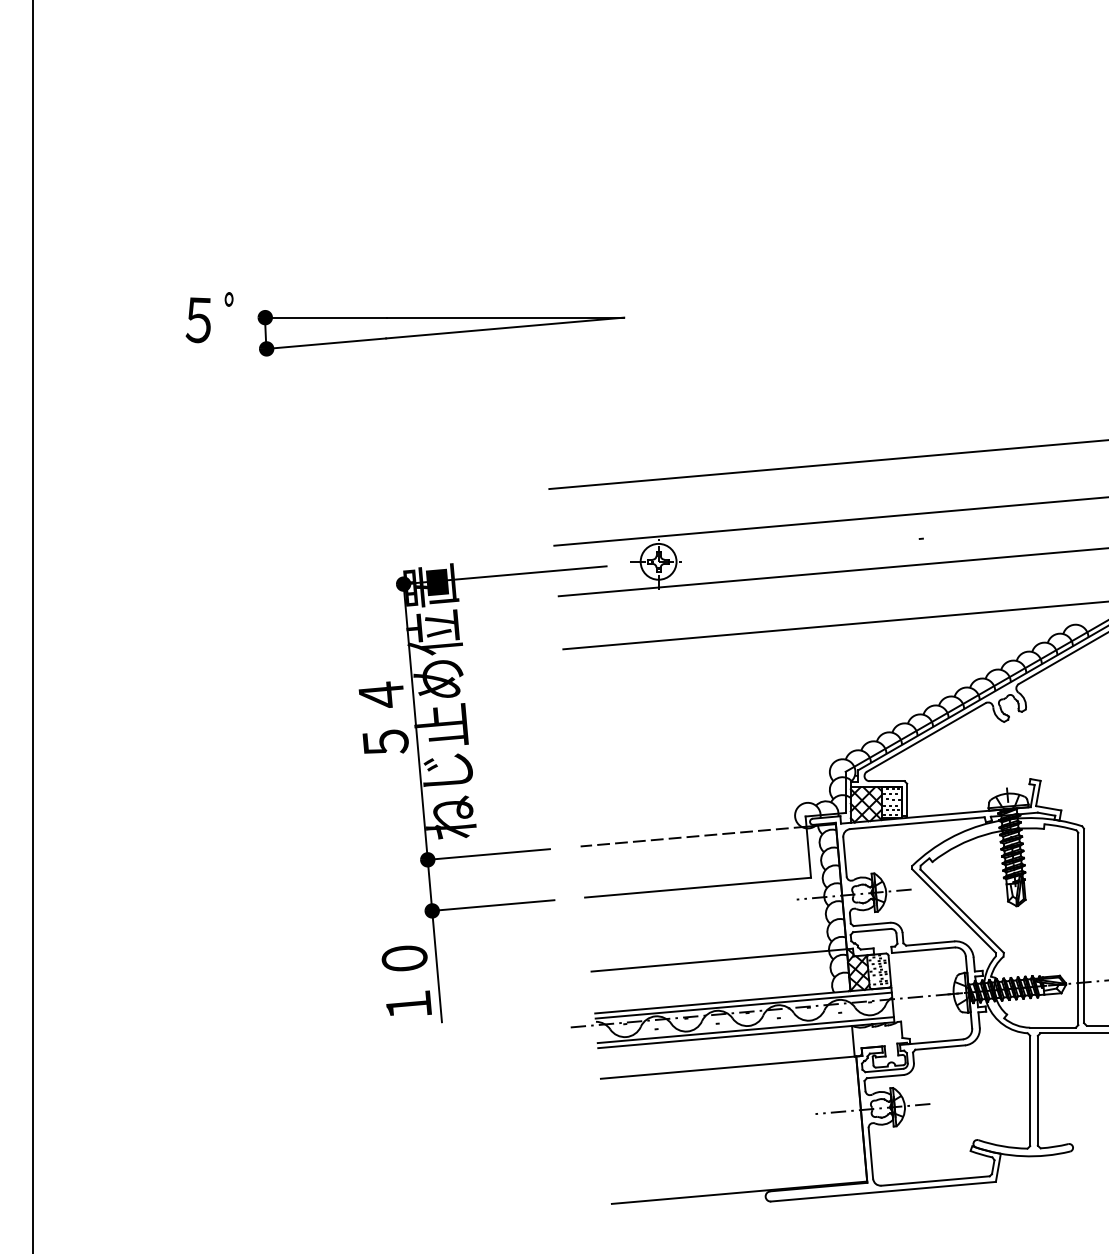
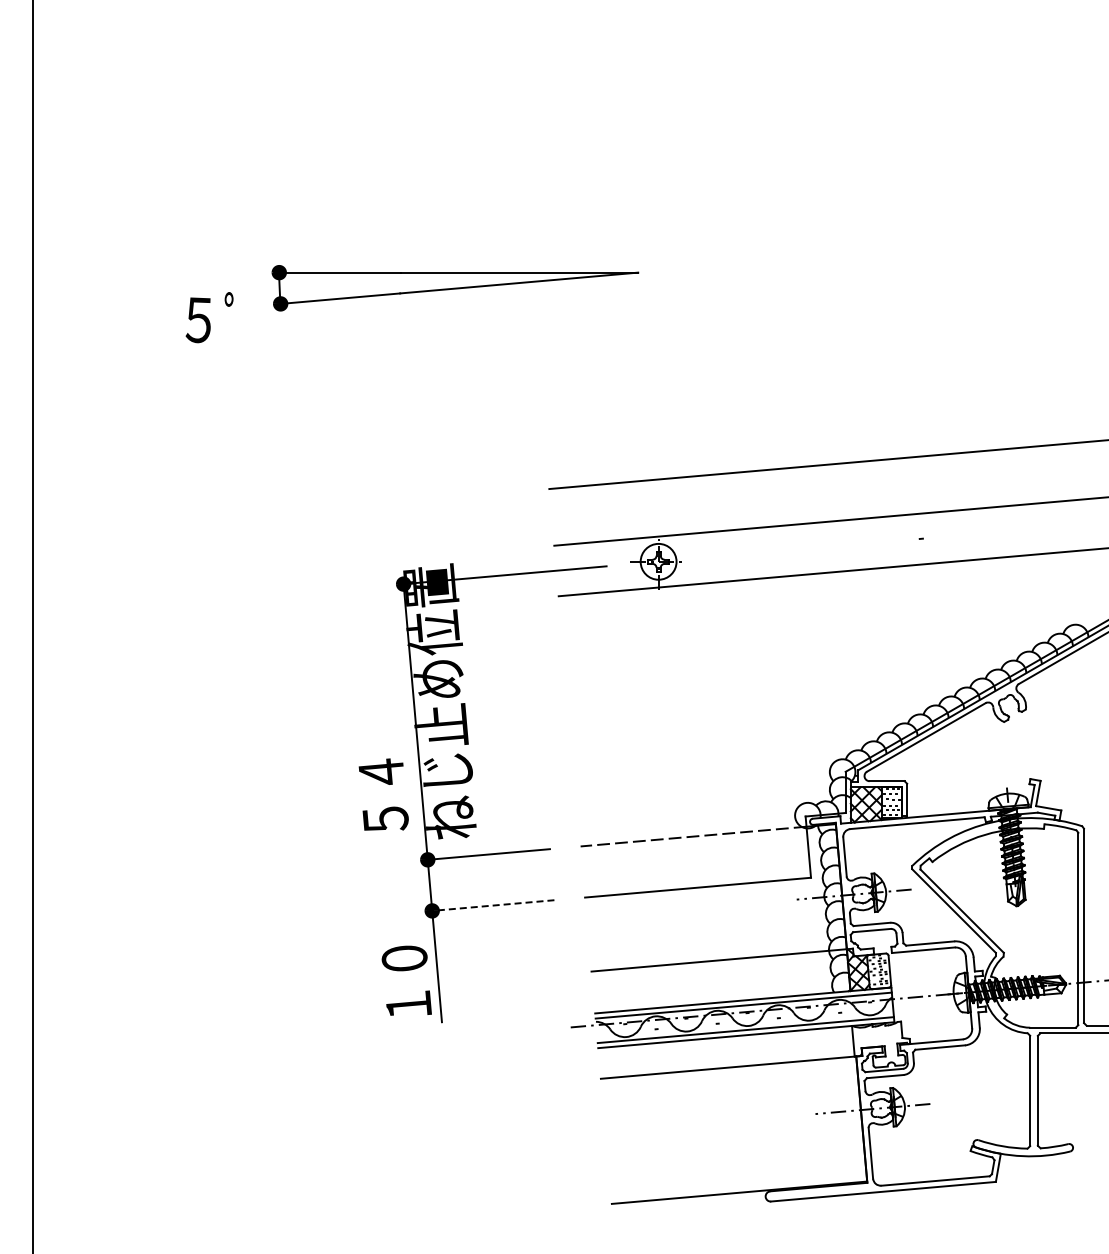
part position: (441, 333) -> (455, 288) (455, 288)
line: present -> none (834, 625)
text position: (383, 717) -> (383, 794) (383, 794)
line: solid -> dashed (490, 905)
